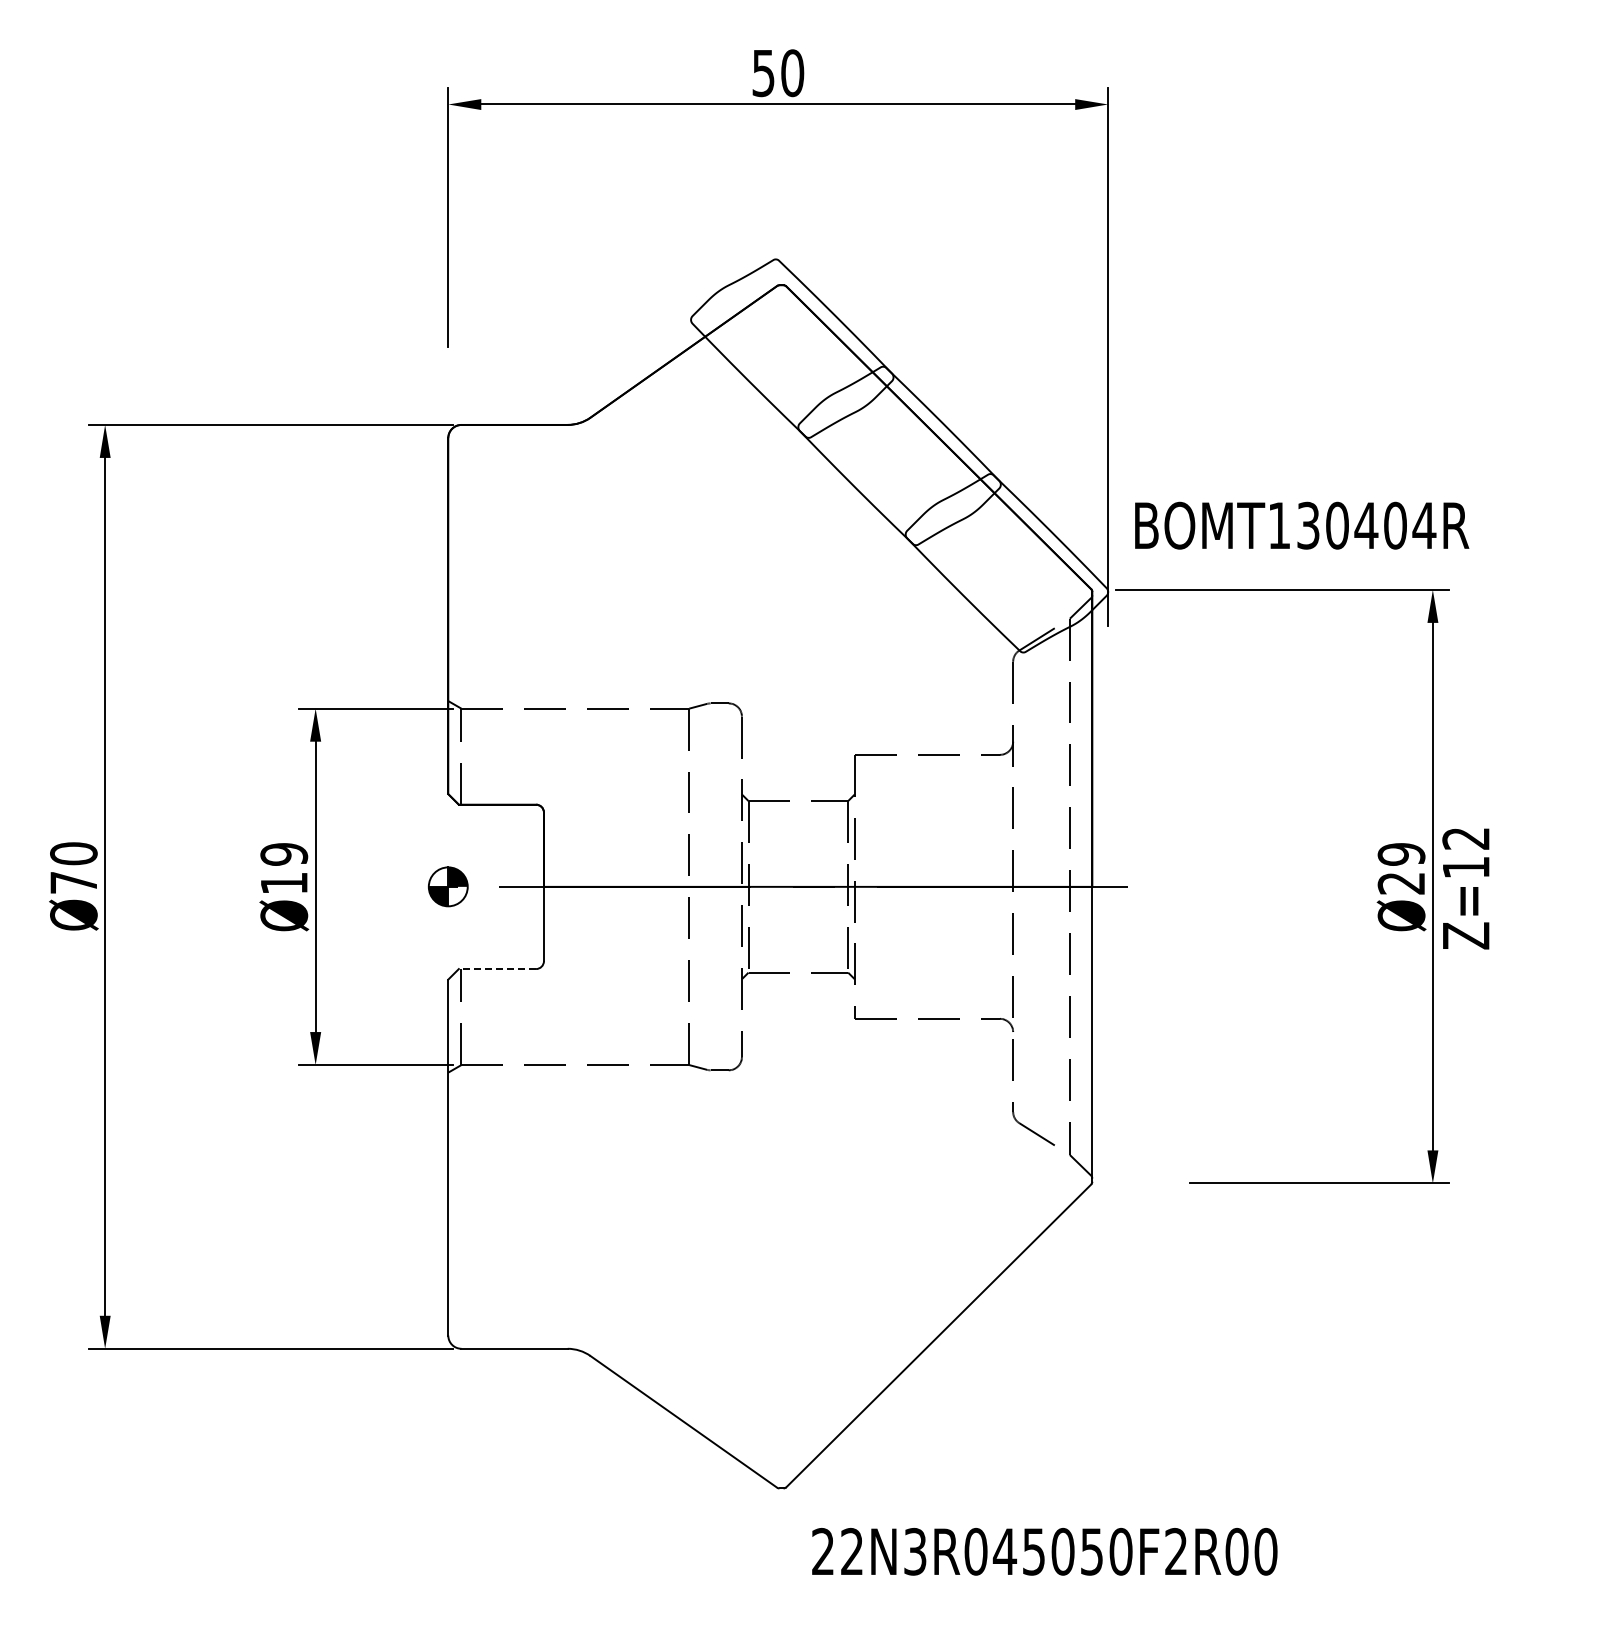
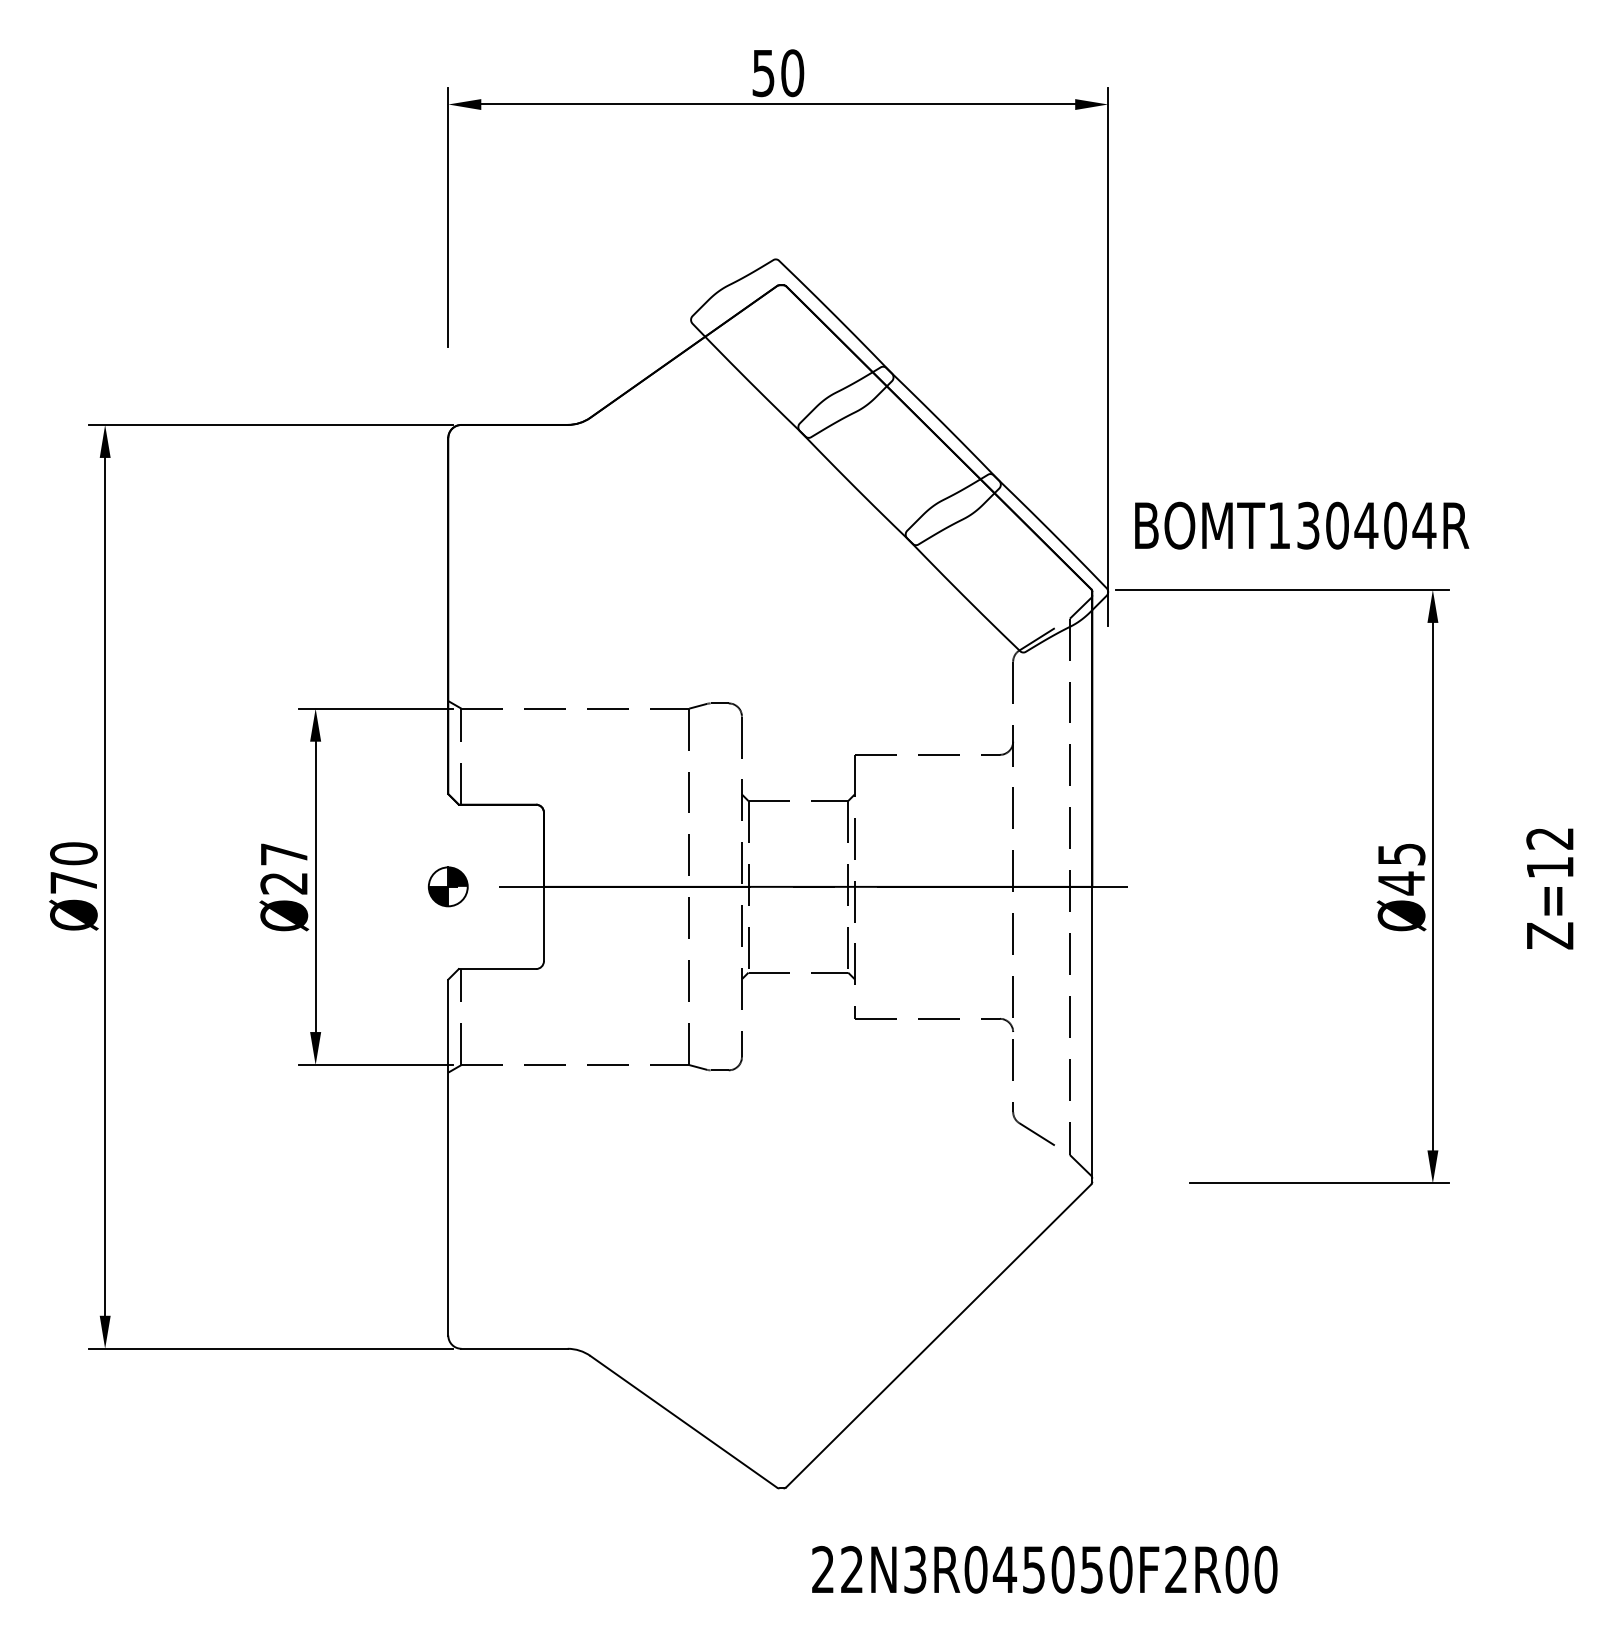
text: Ø19 -> Ø27 (284, 868)
text: Ø29 -> Ø45 (1401, 869)
text position: (1465, 888) -> (1549, 888) (1549, 888)
line: dashed -> solid (497, 969)
text position: (1044, 1551) -> (1044, 1569) (1044, 1569)
